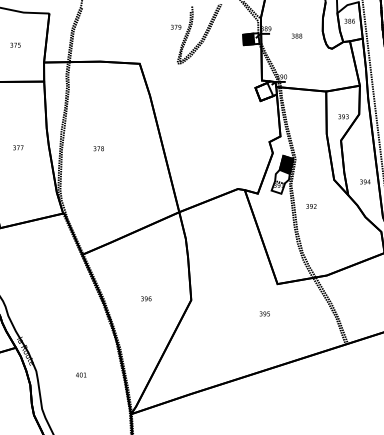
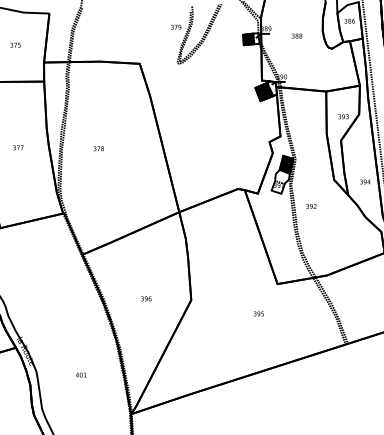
fill: none -> present (264, 91)
text position: (264, 313) -> (258, 313) (258, 313)
